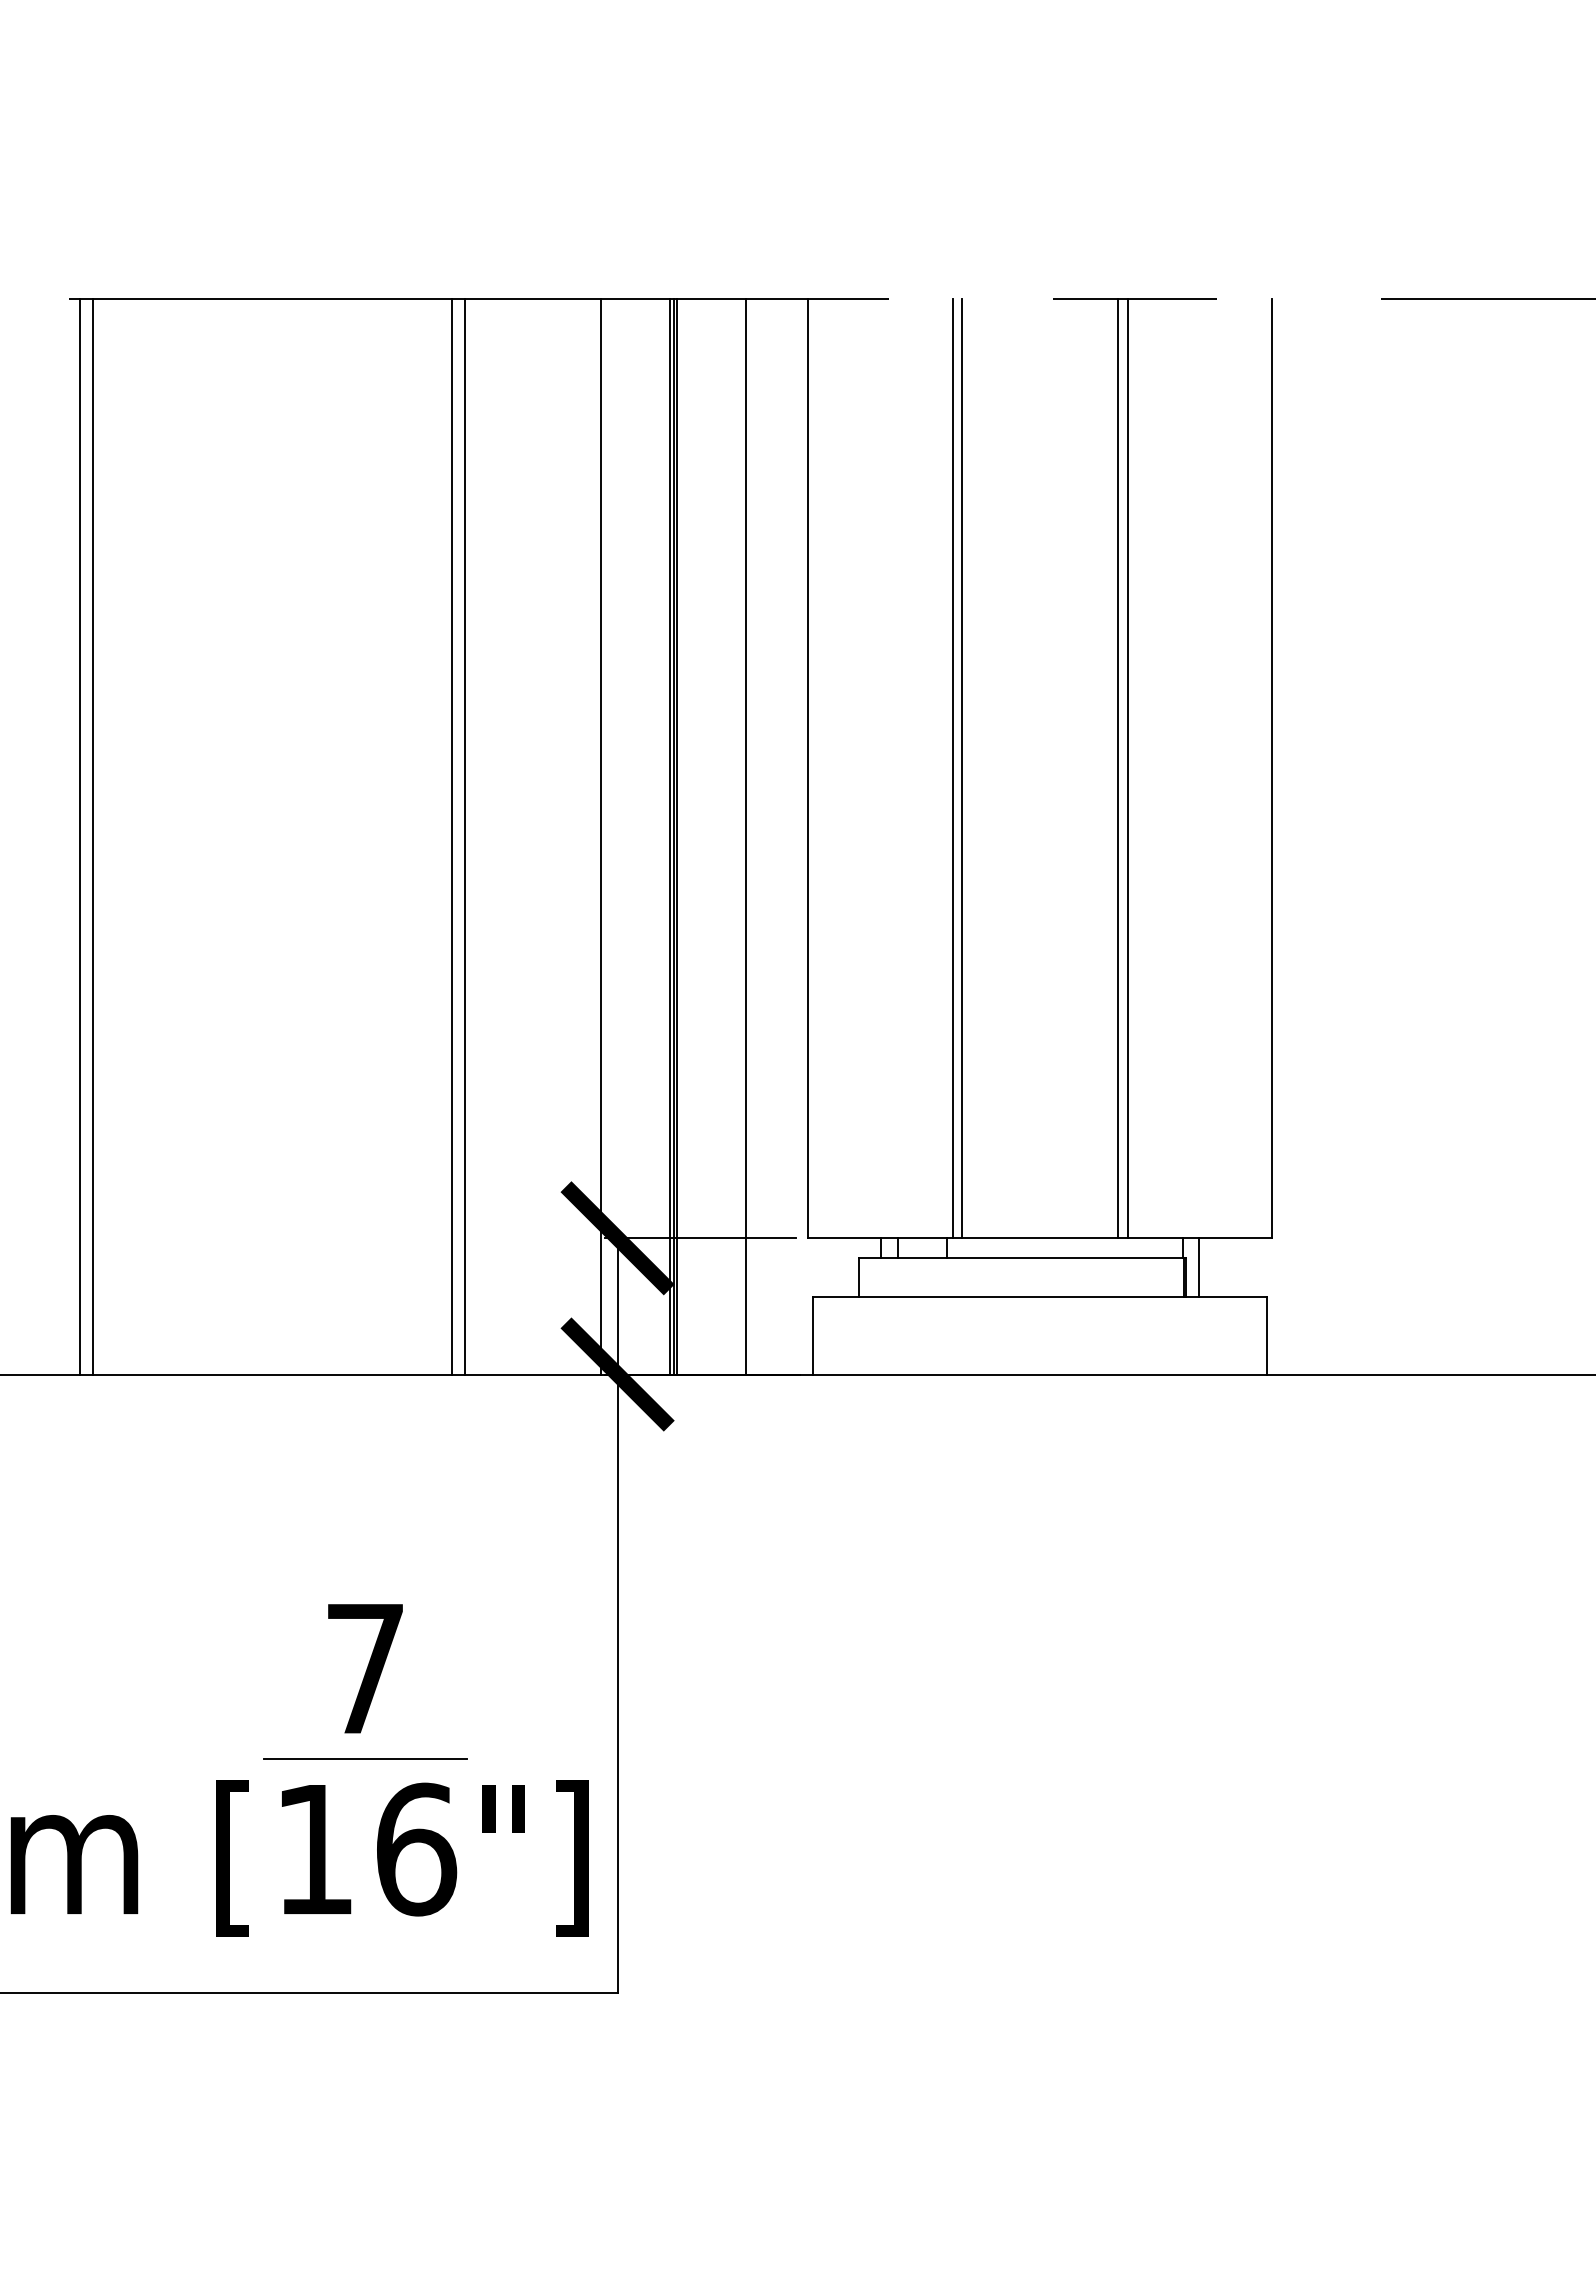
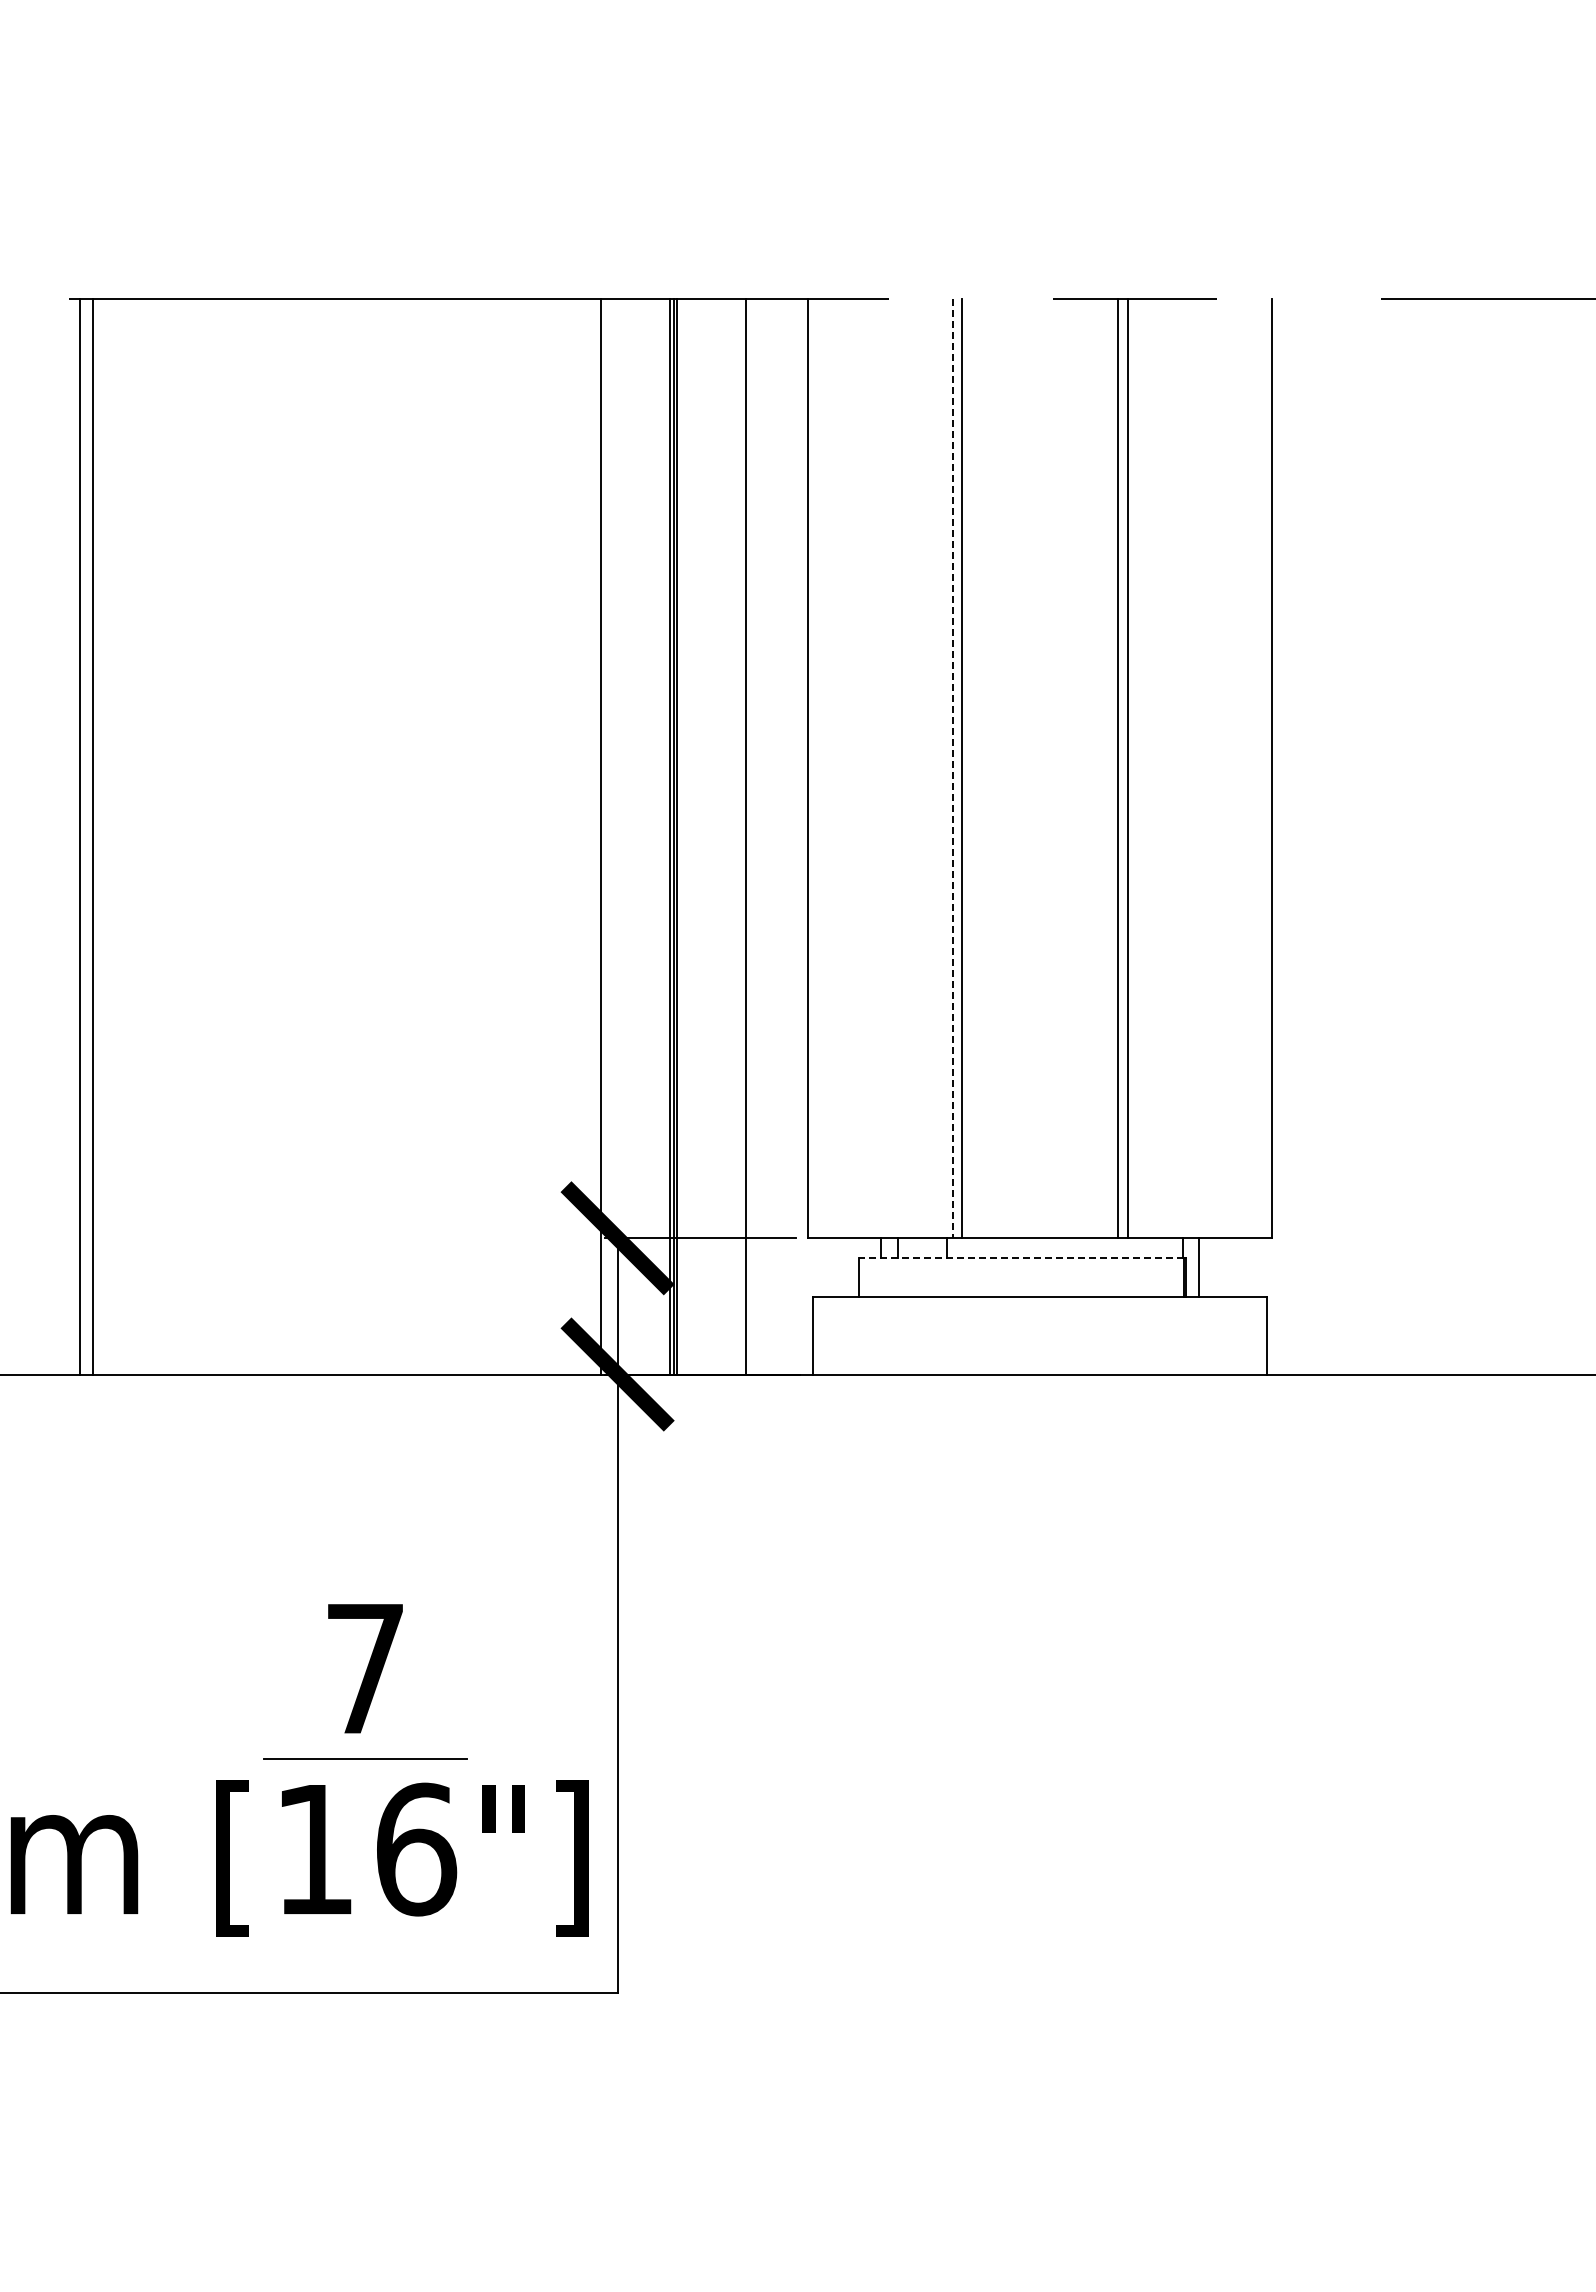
line: solid -> dashed (952, 768)
line: present -> none (452, 836)
line: present -> none (465, 836)
line: solid -> dashed (1021, 1257)
